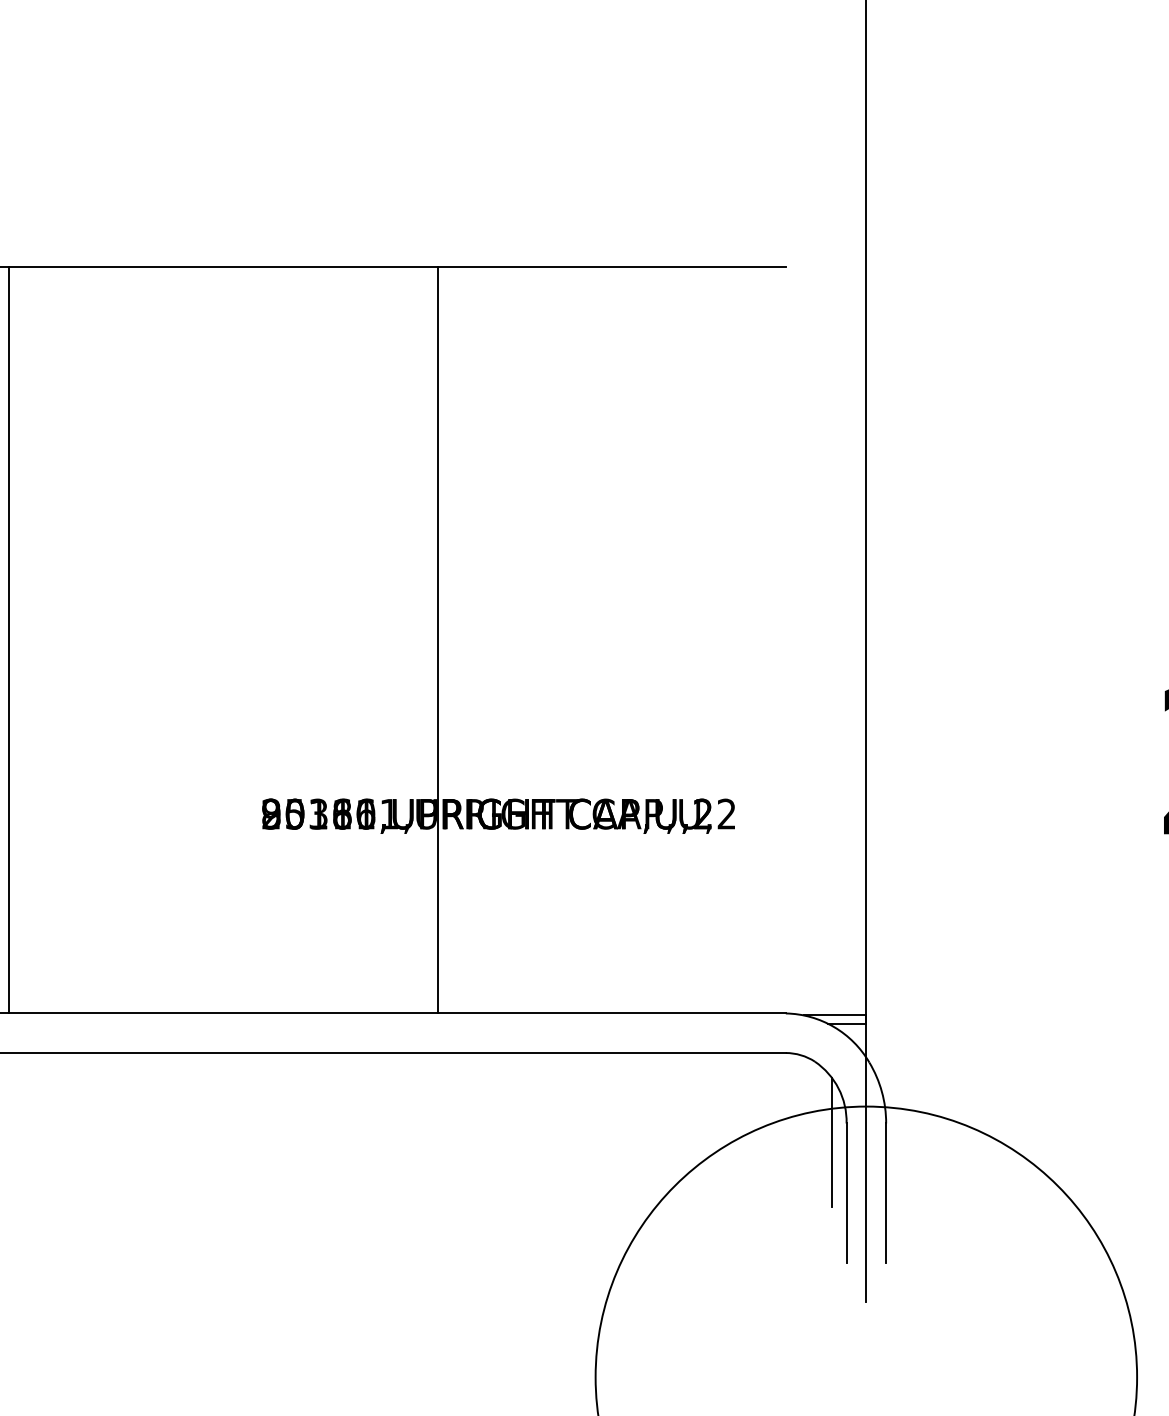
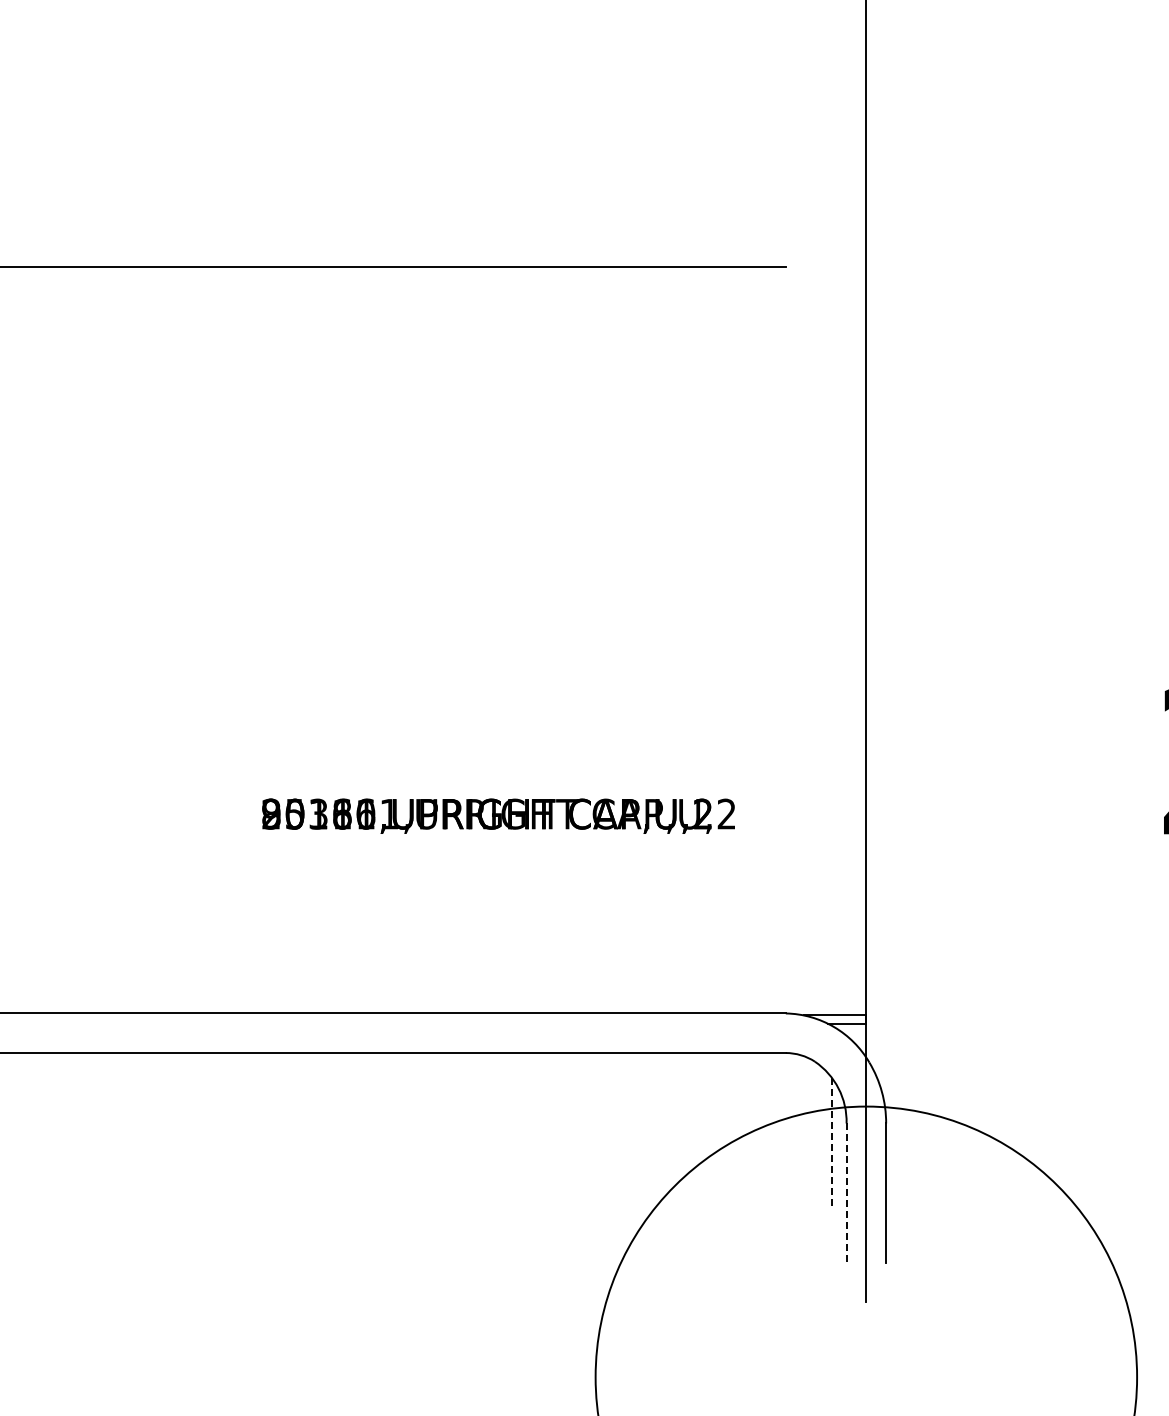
line: present -> none (9, 640)
line: present -> none (437, 640)
line: solid -> dashed (832, 1142)
line: solid -> dashed (846, 1193)
